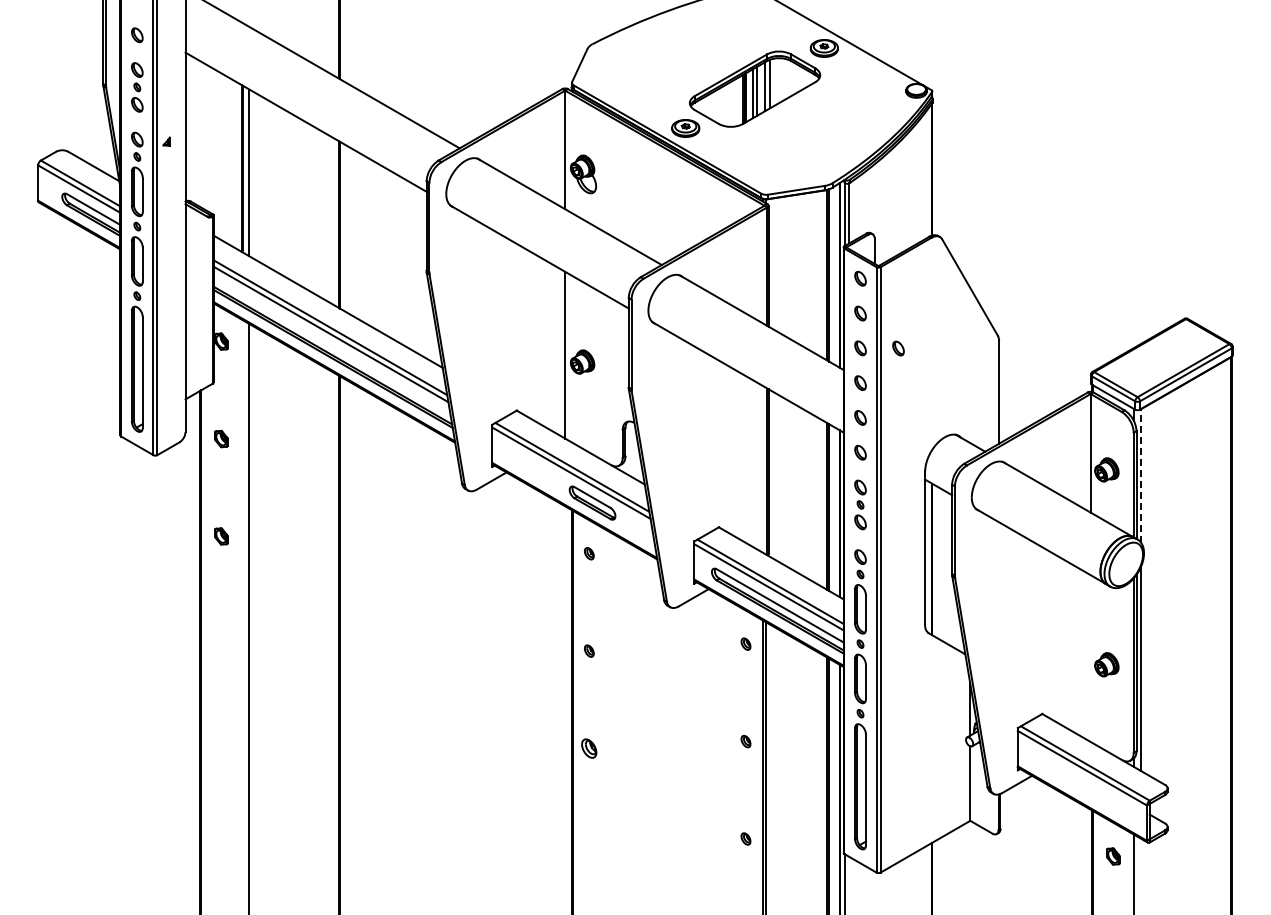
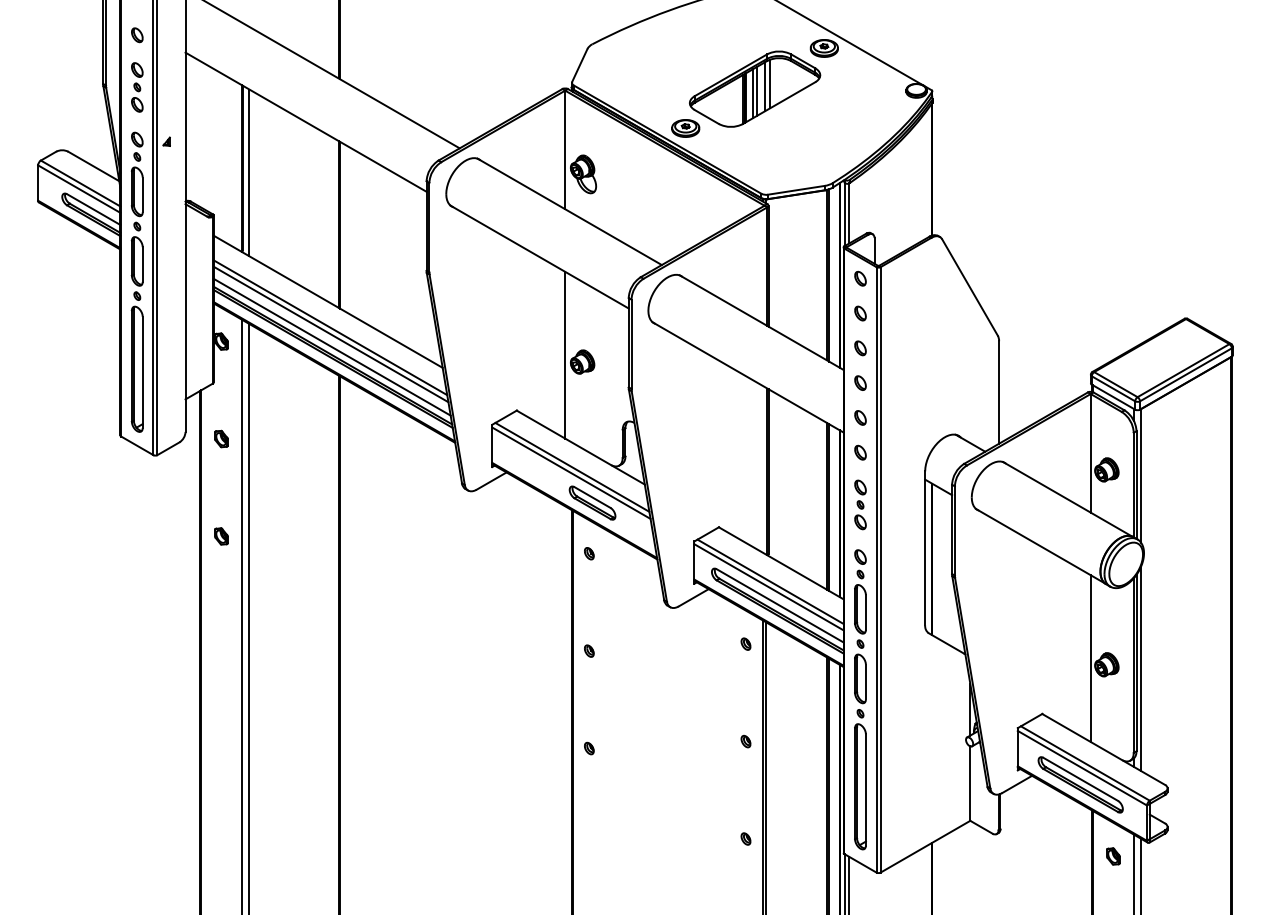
line: none -> present (331, 346)
part: present -> none (898, 348)
line: dashed -> solid (1141, 475)
line: none -> present (242, 615)
line: none -> present (1090, 658)
part size: 17x21 px -> 11x15 px (589, 748)
part: none -> present (1080, 784)
line: none -> present (1141, 874)
line: none -> present (849, 883)
